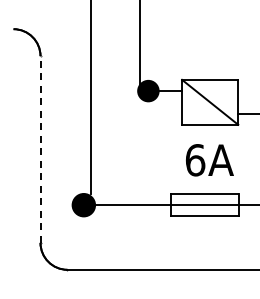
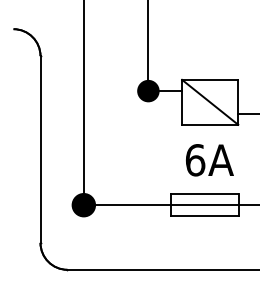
line position: (140, 46) -> (148, 46) (148, 46)
line position: (90, 97) -> (83, 97) (83, 97)
line: dashed -> solid (40, 149)
